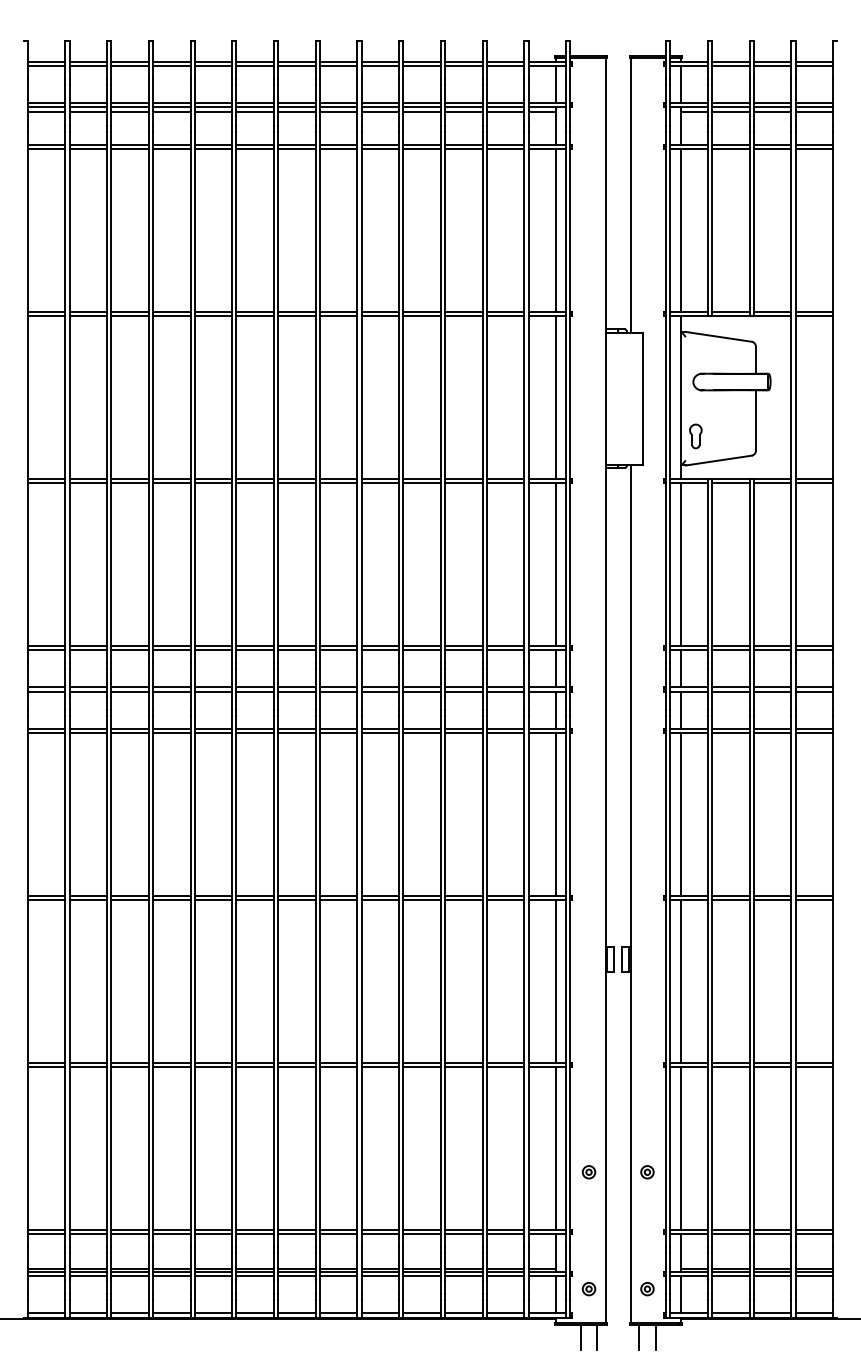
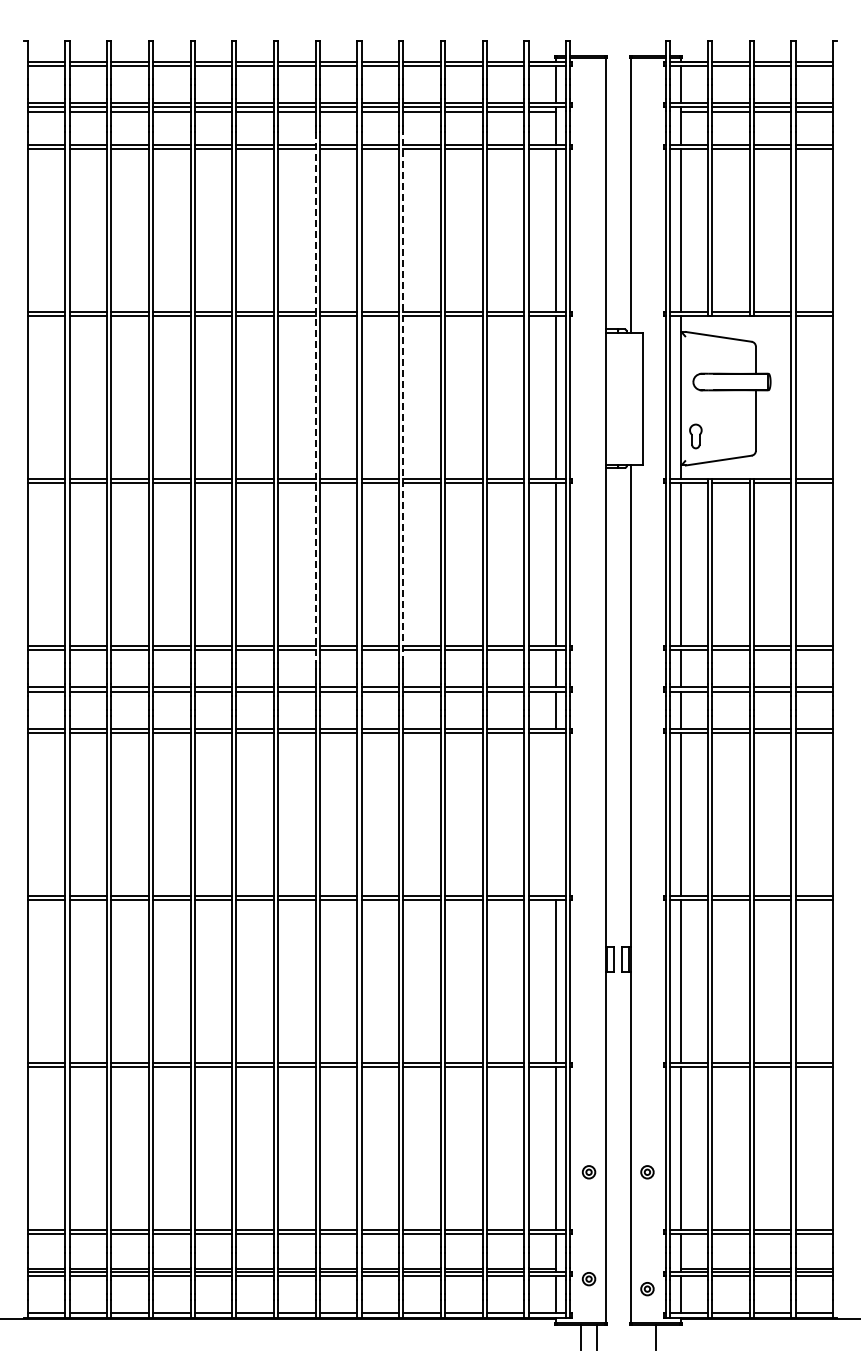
line: solid -> dashed (315, 397)
line: solid -> dashed (403, 397)
line: present -> none (555, 814)
part position: (588, 1289) -> (588, 1279) (588, 1279)
line: present -> none (639, 1337)
